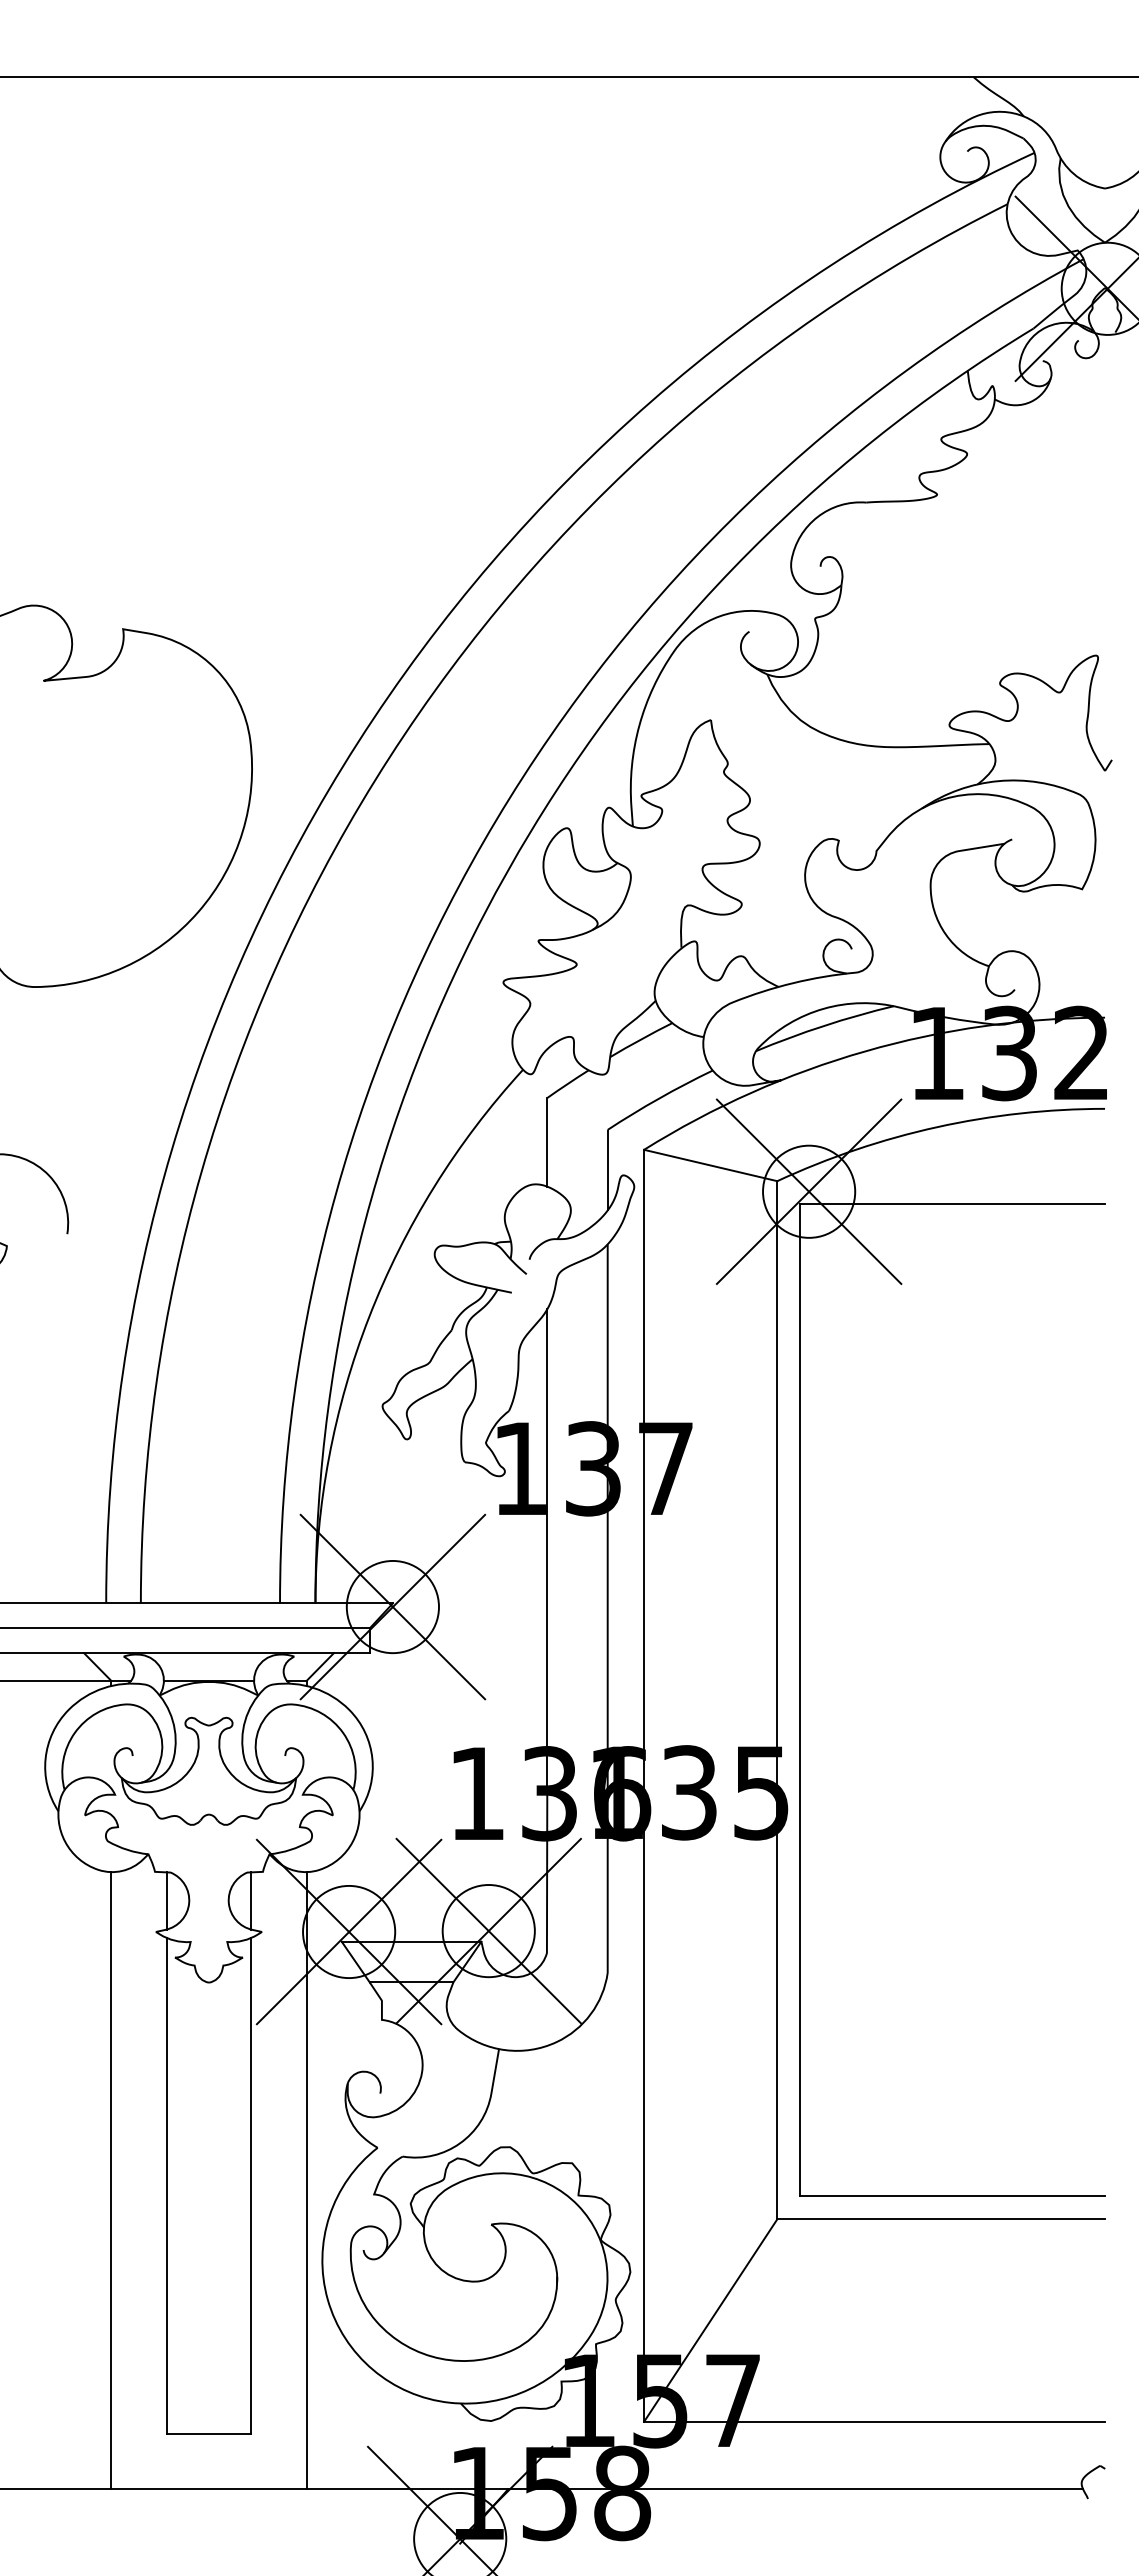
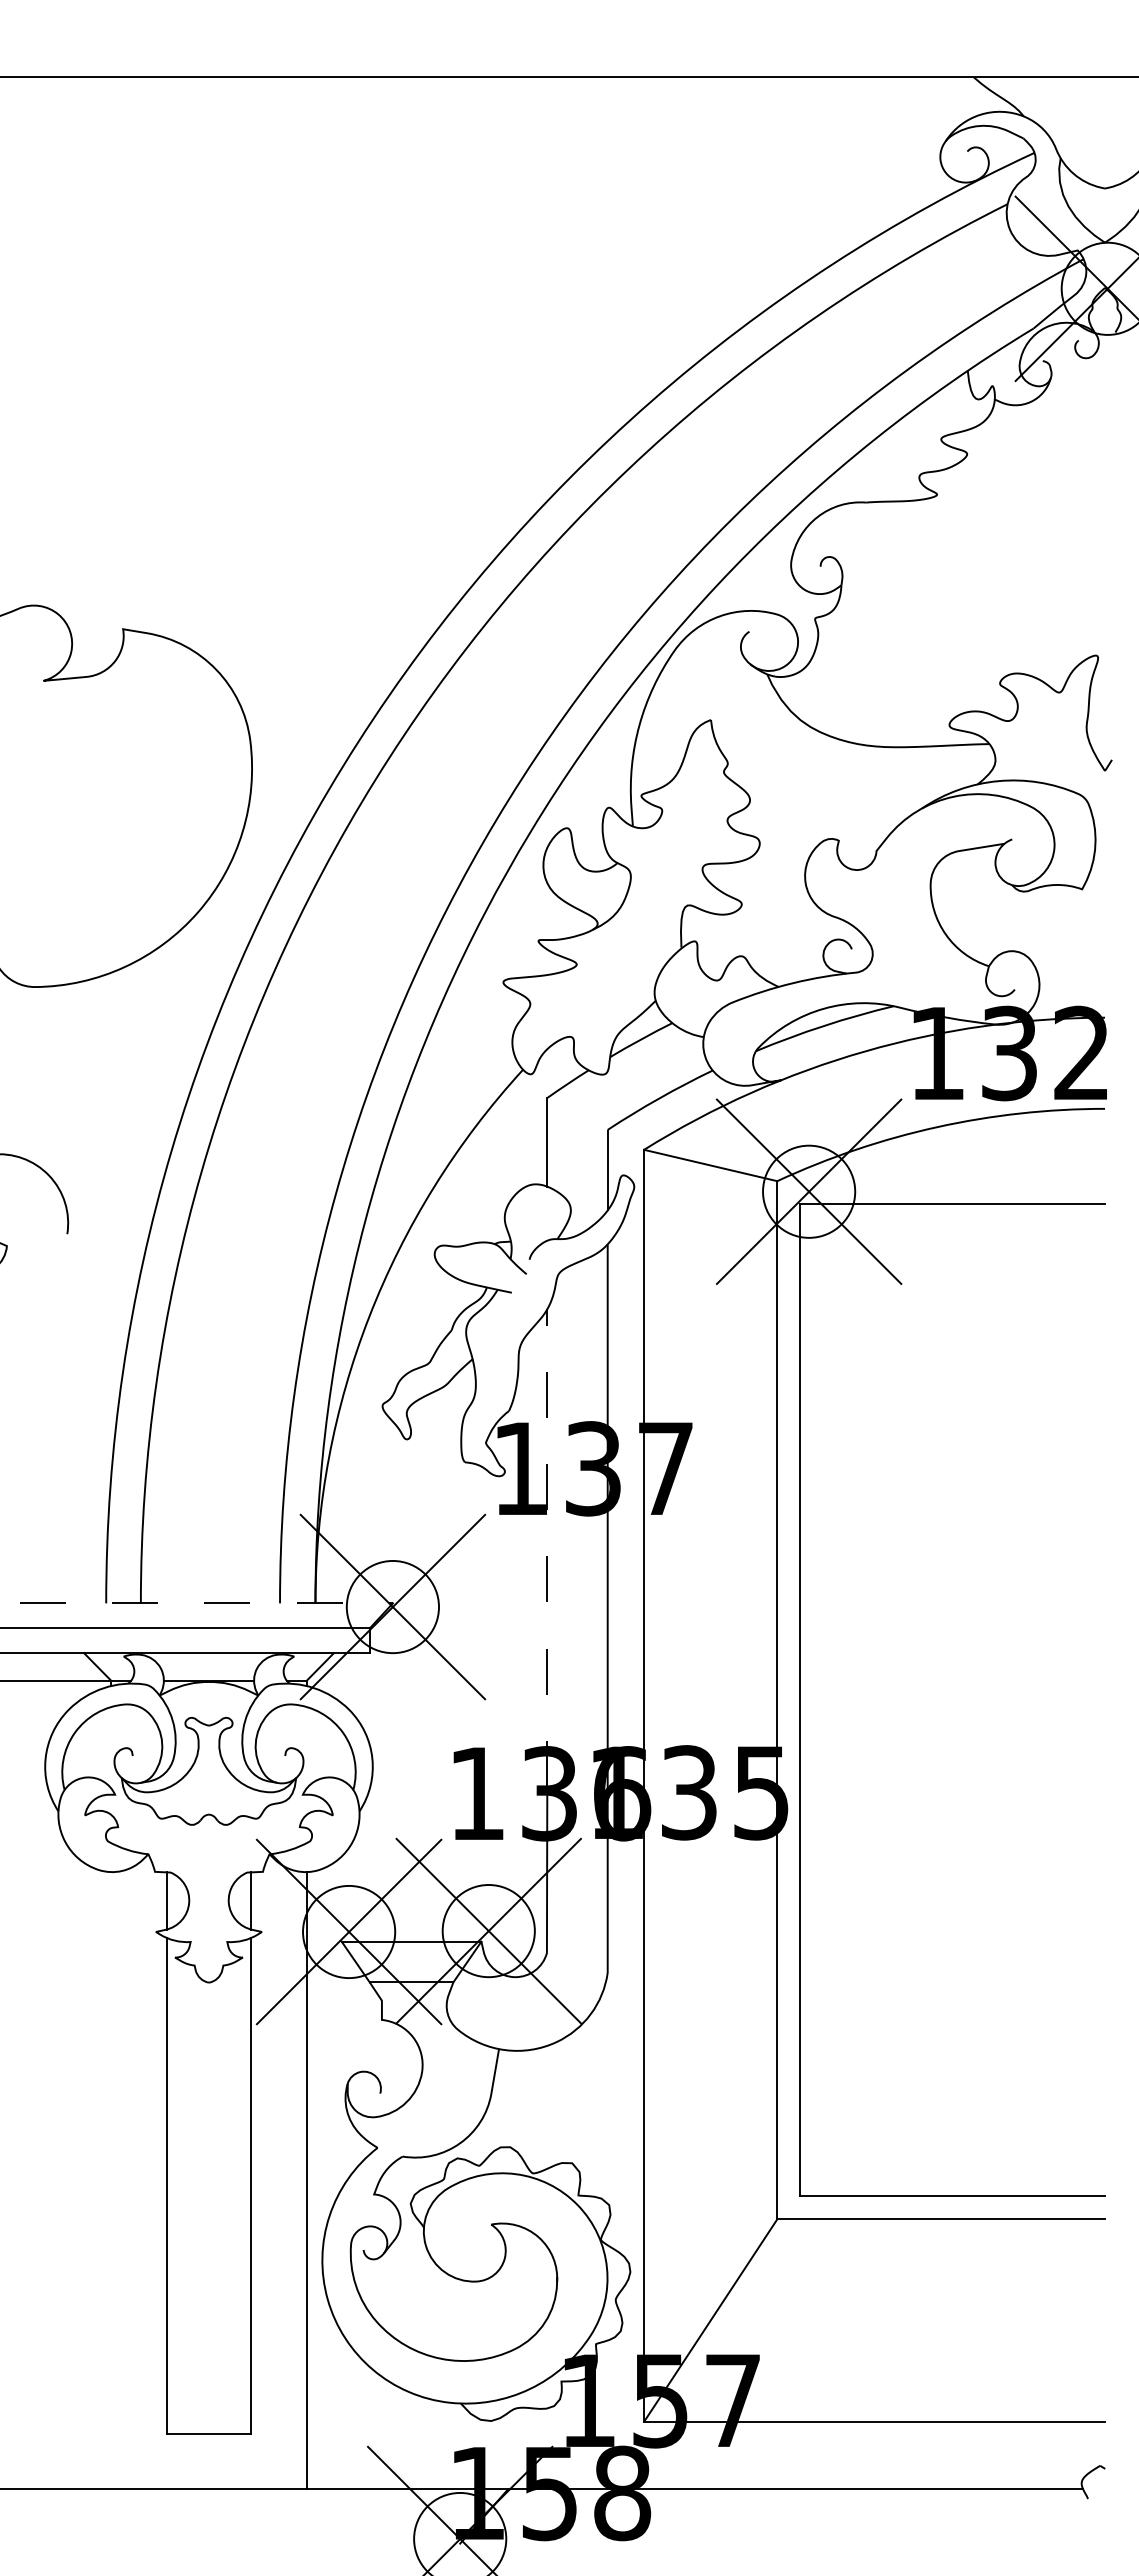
line: solid -> dashed (547, 1548)
line: solid -> dashed (196, 1603)
line: present -> none (111, 2180)
